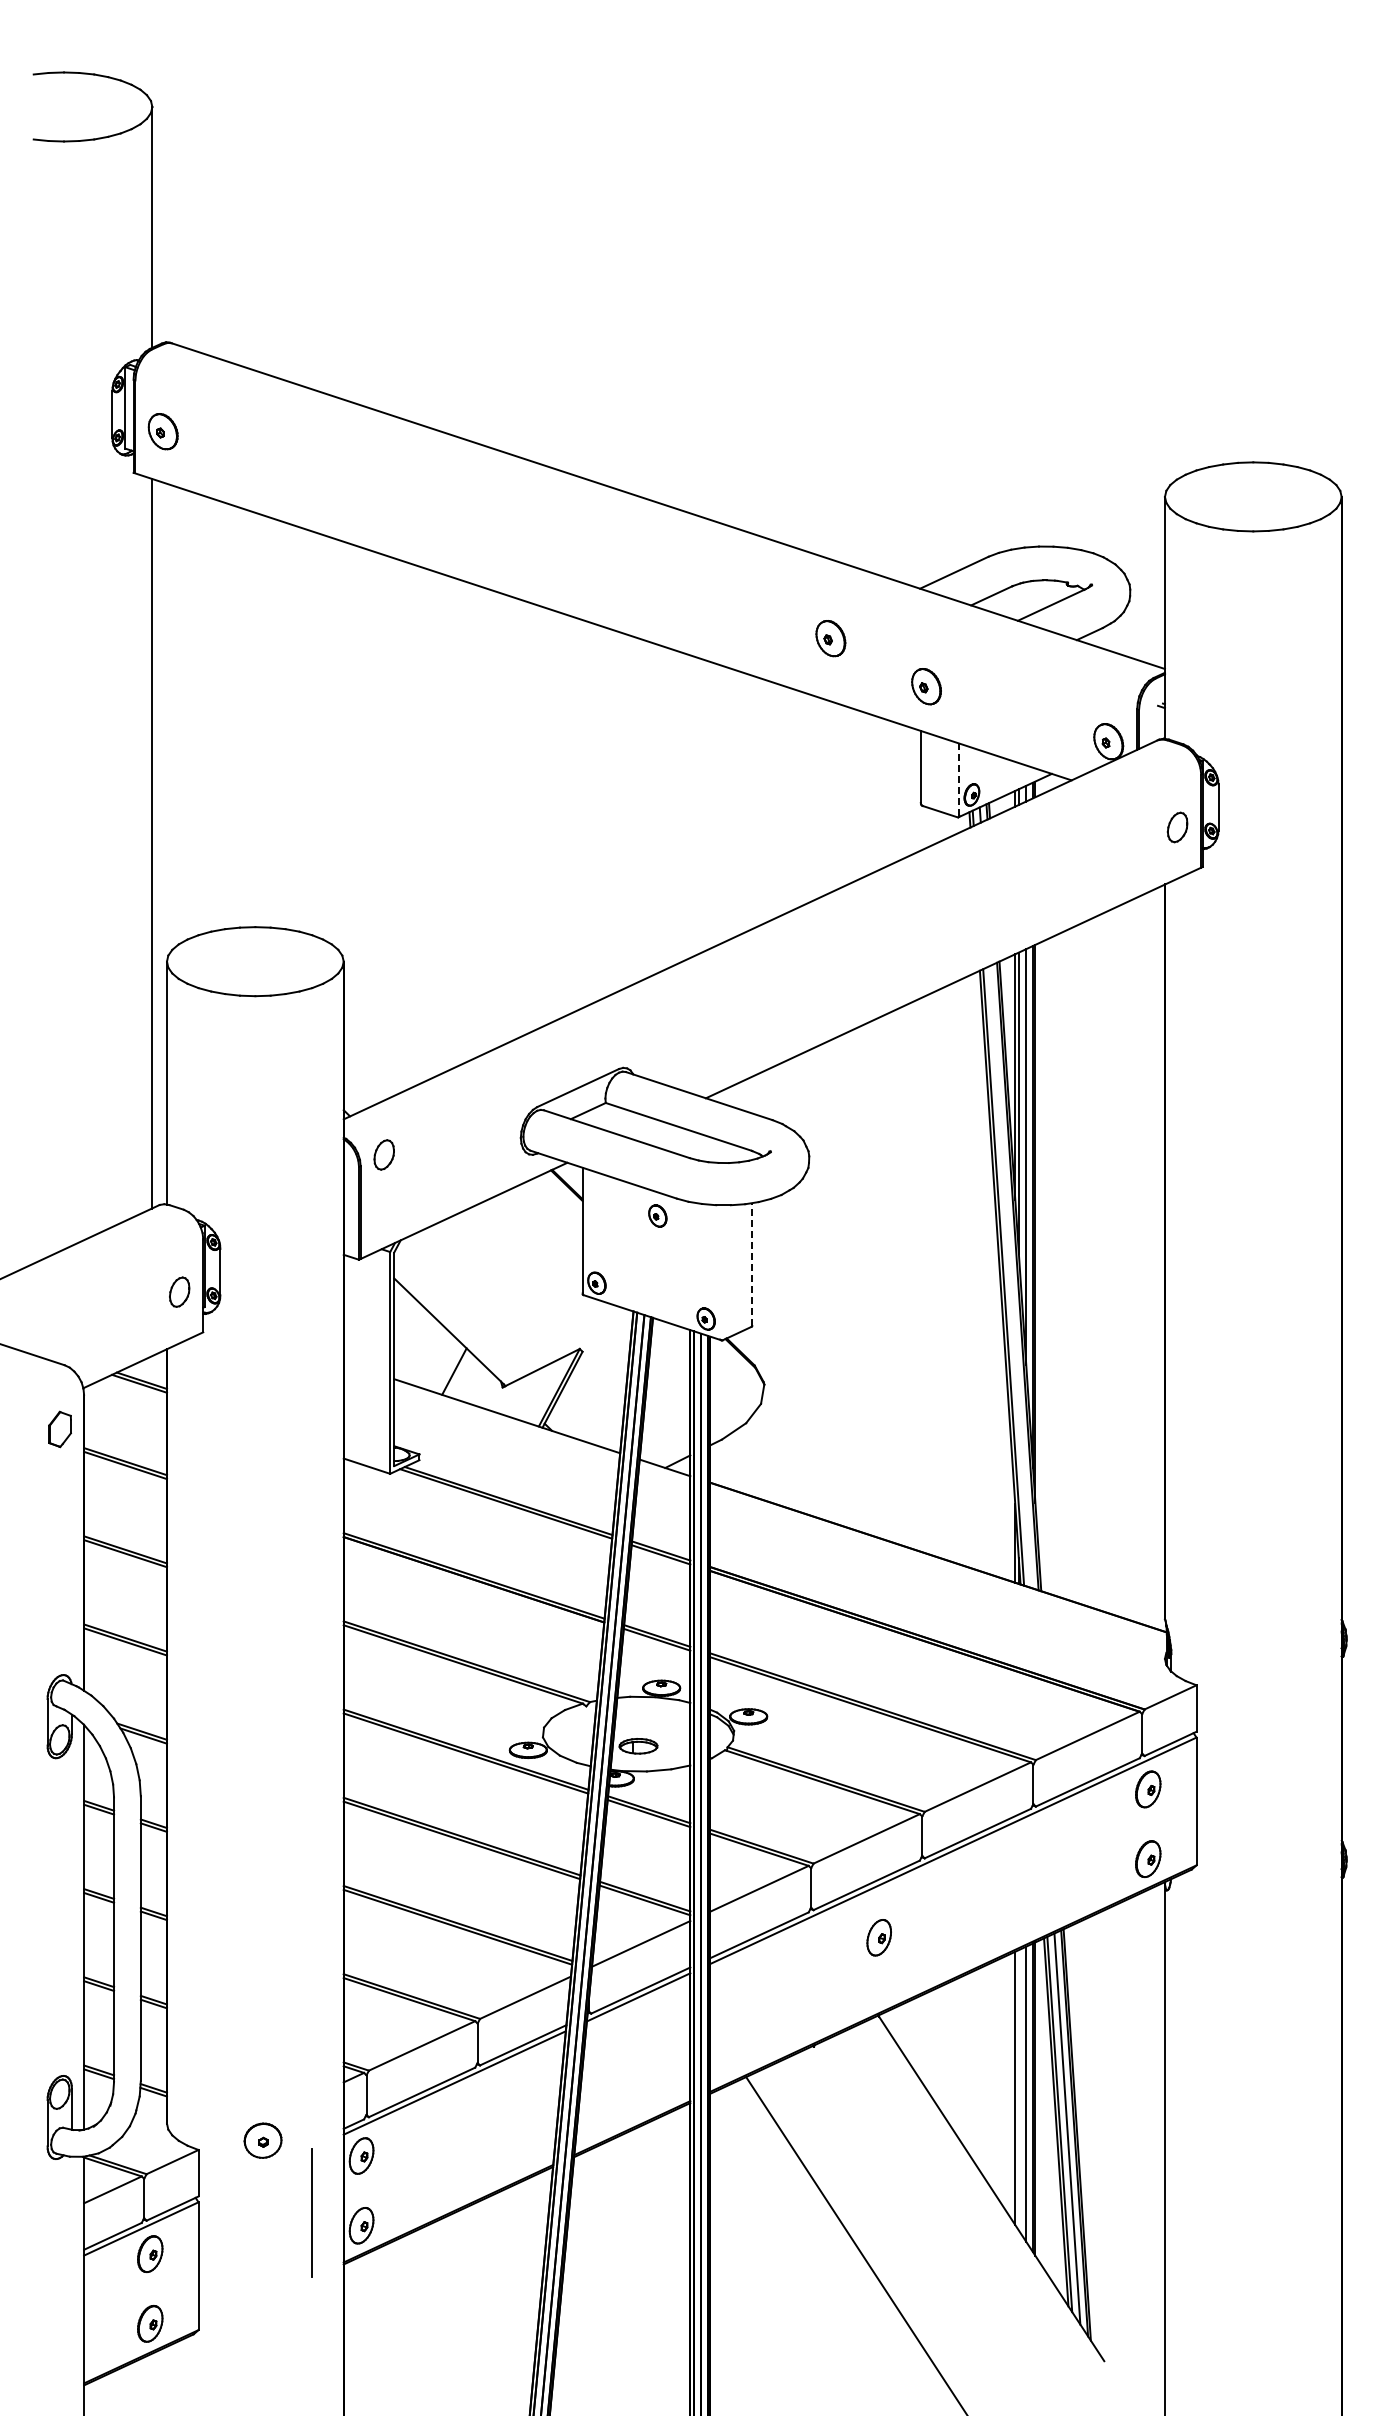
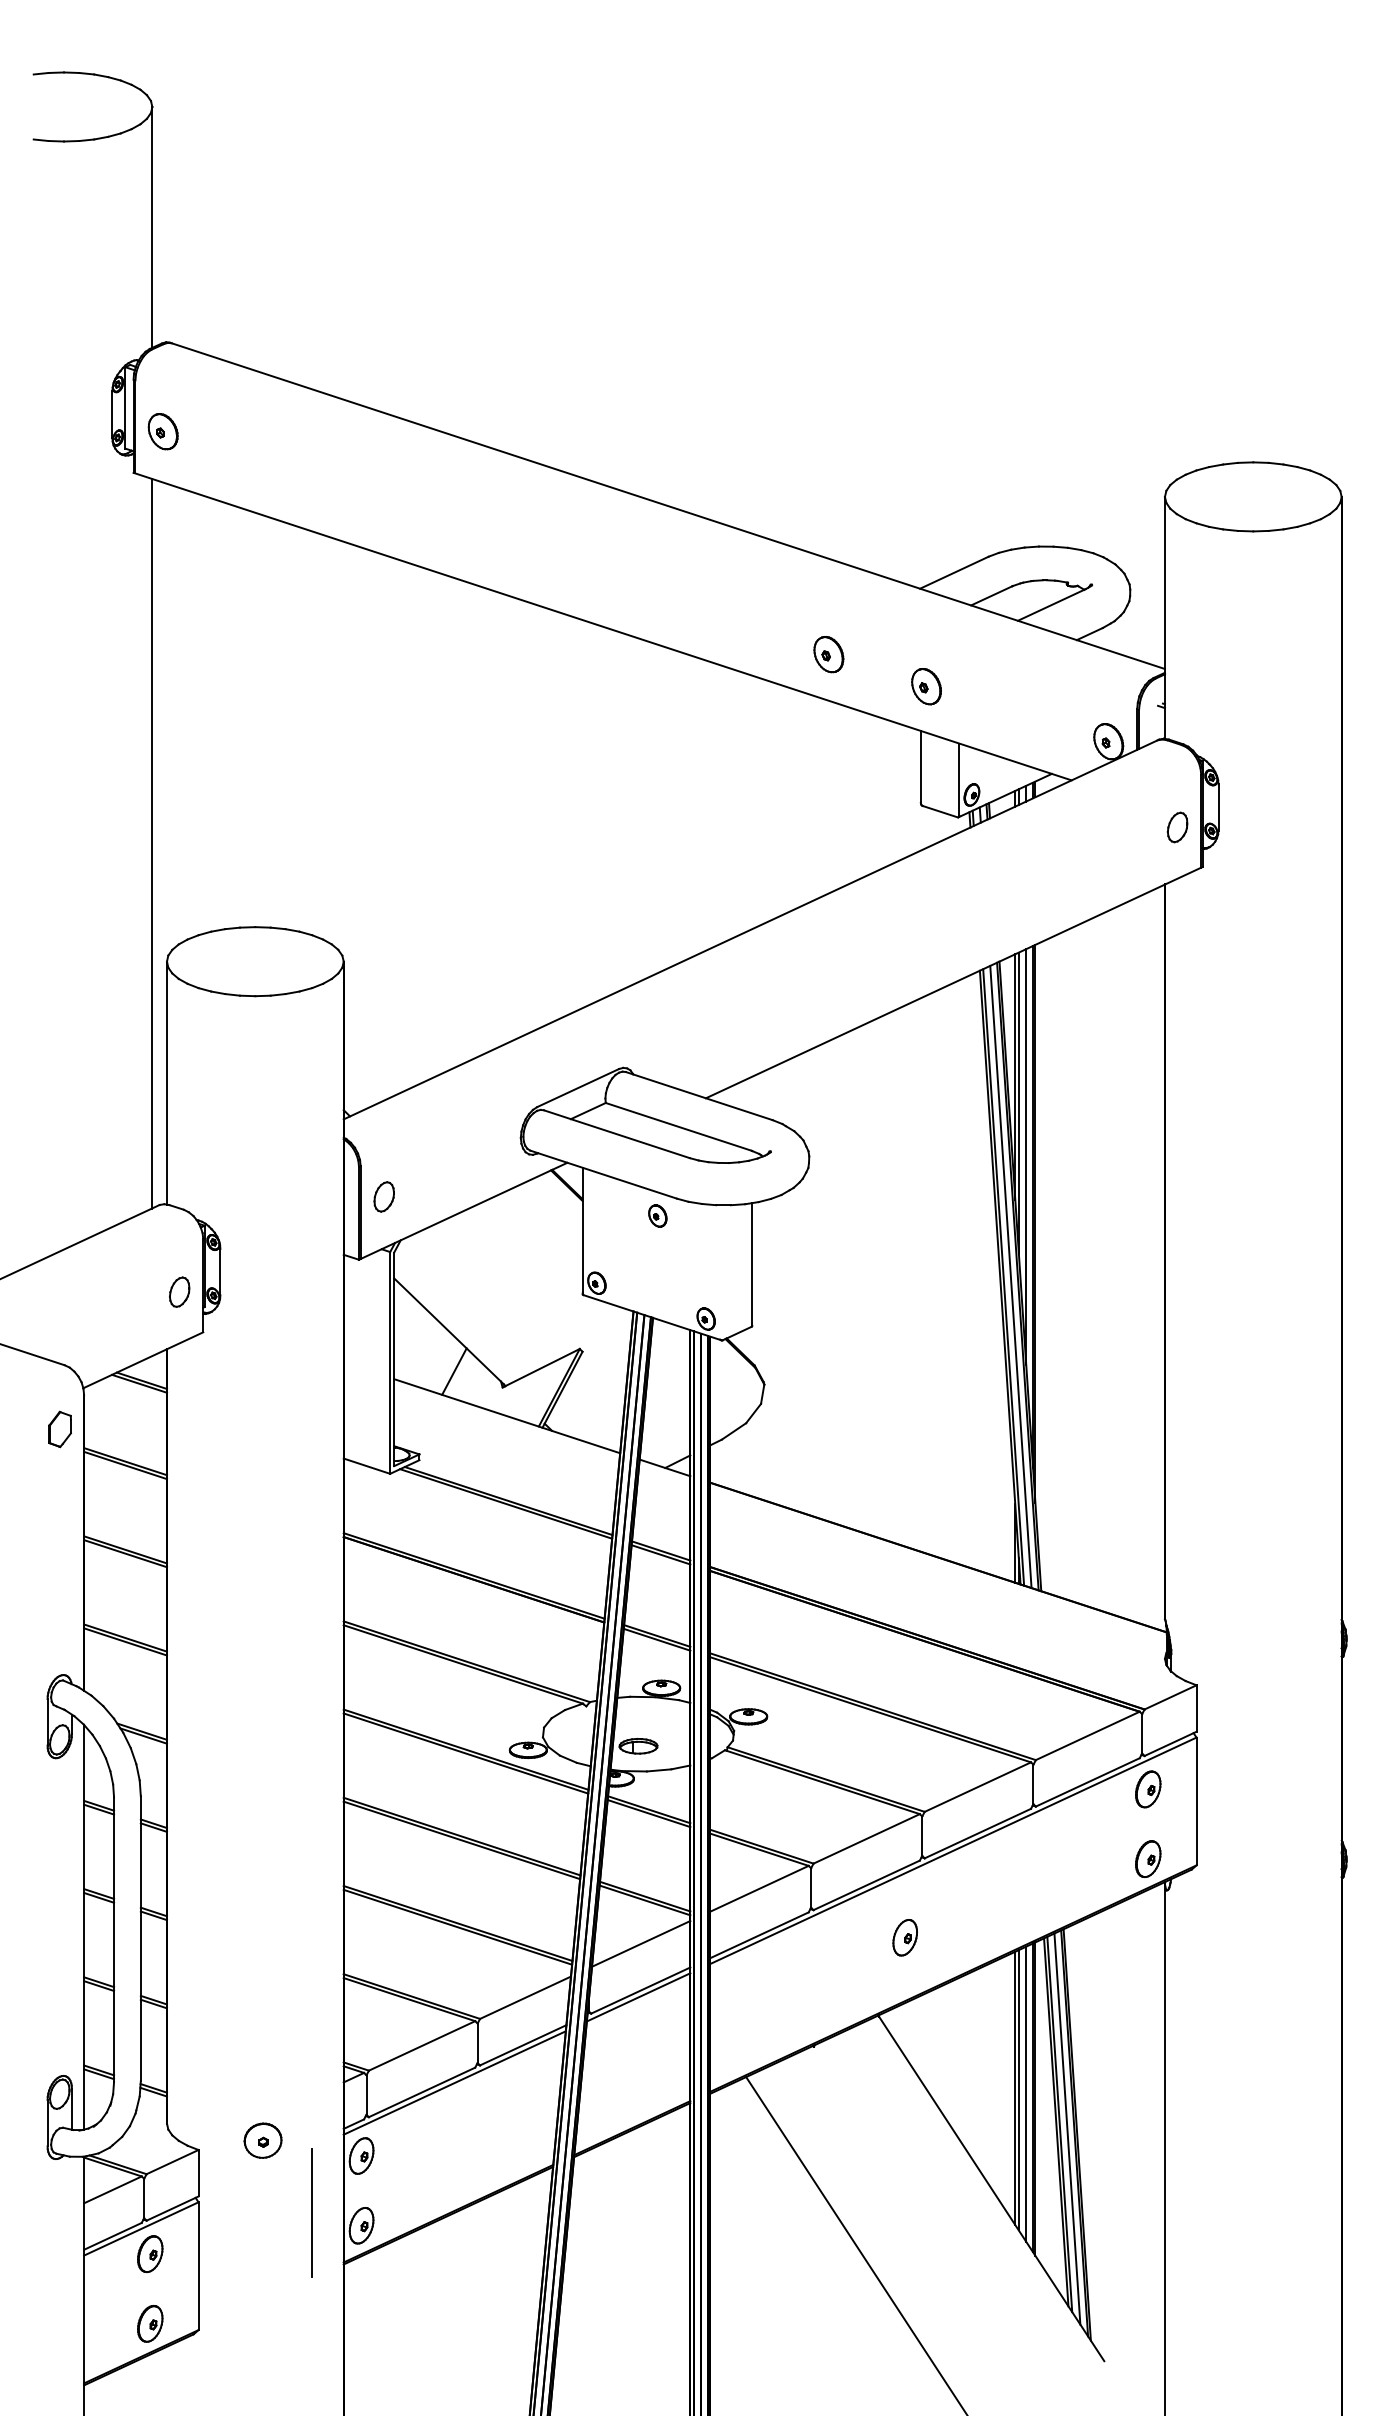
part position: (830, 638) -> (828, 654) (828, 654)
line: dashed -> solid (959, 779)
part position: (383, 1154) -> (383, 1196) (383, 1196)
line: dashed -> solid (752, 1264)
line: none -> present (1010, 1276)
part position: (878, 1937) -> (904, 1937) (904, 1937)
line: none -> present (1018, 2090)
